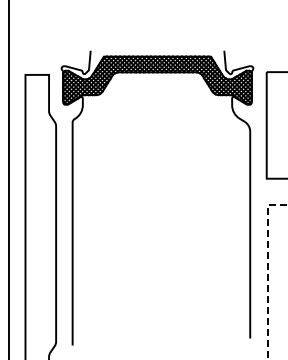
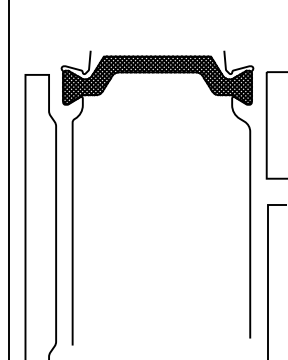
line: dashed -> solid (267, 271)
